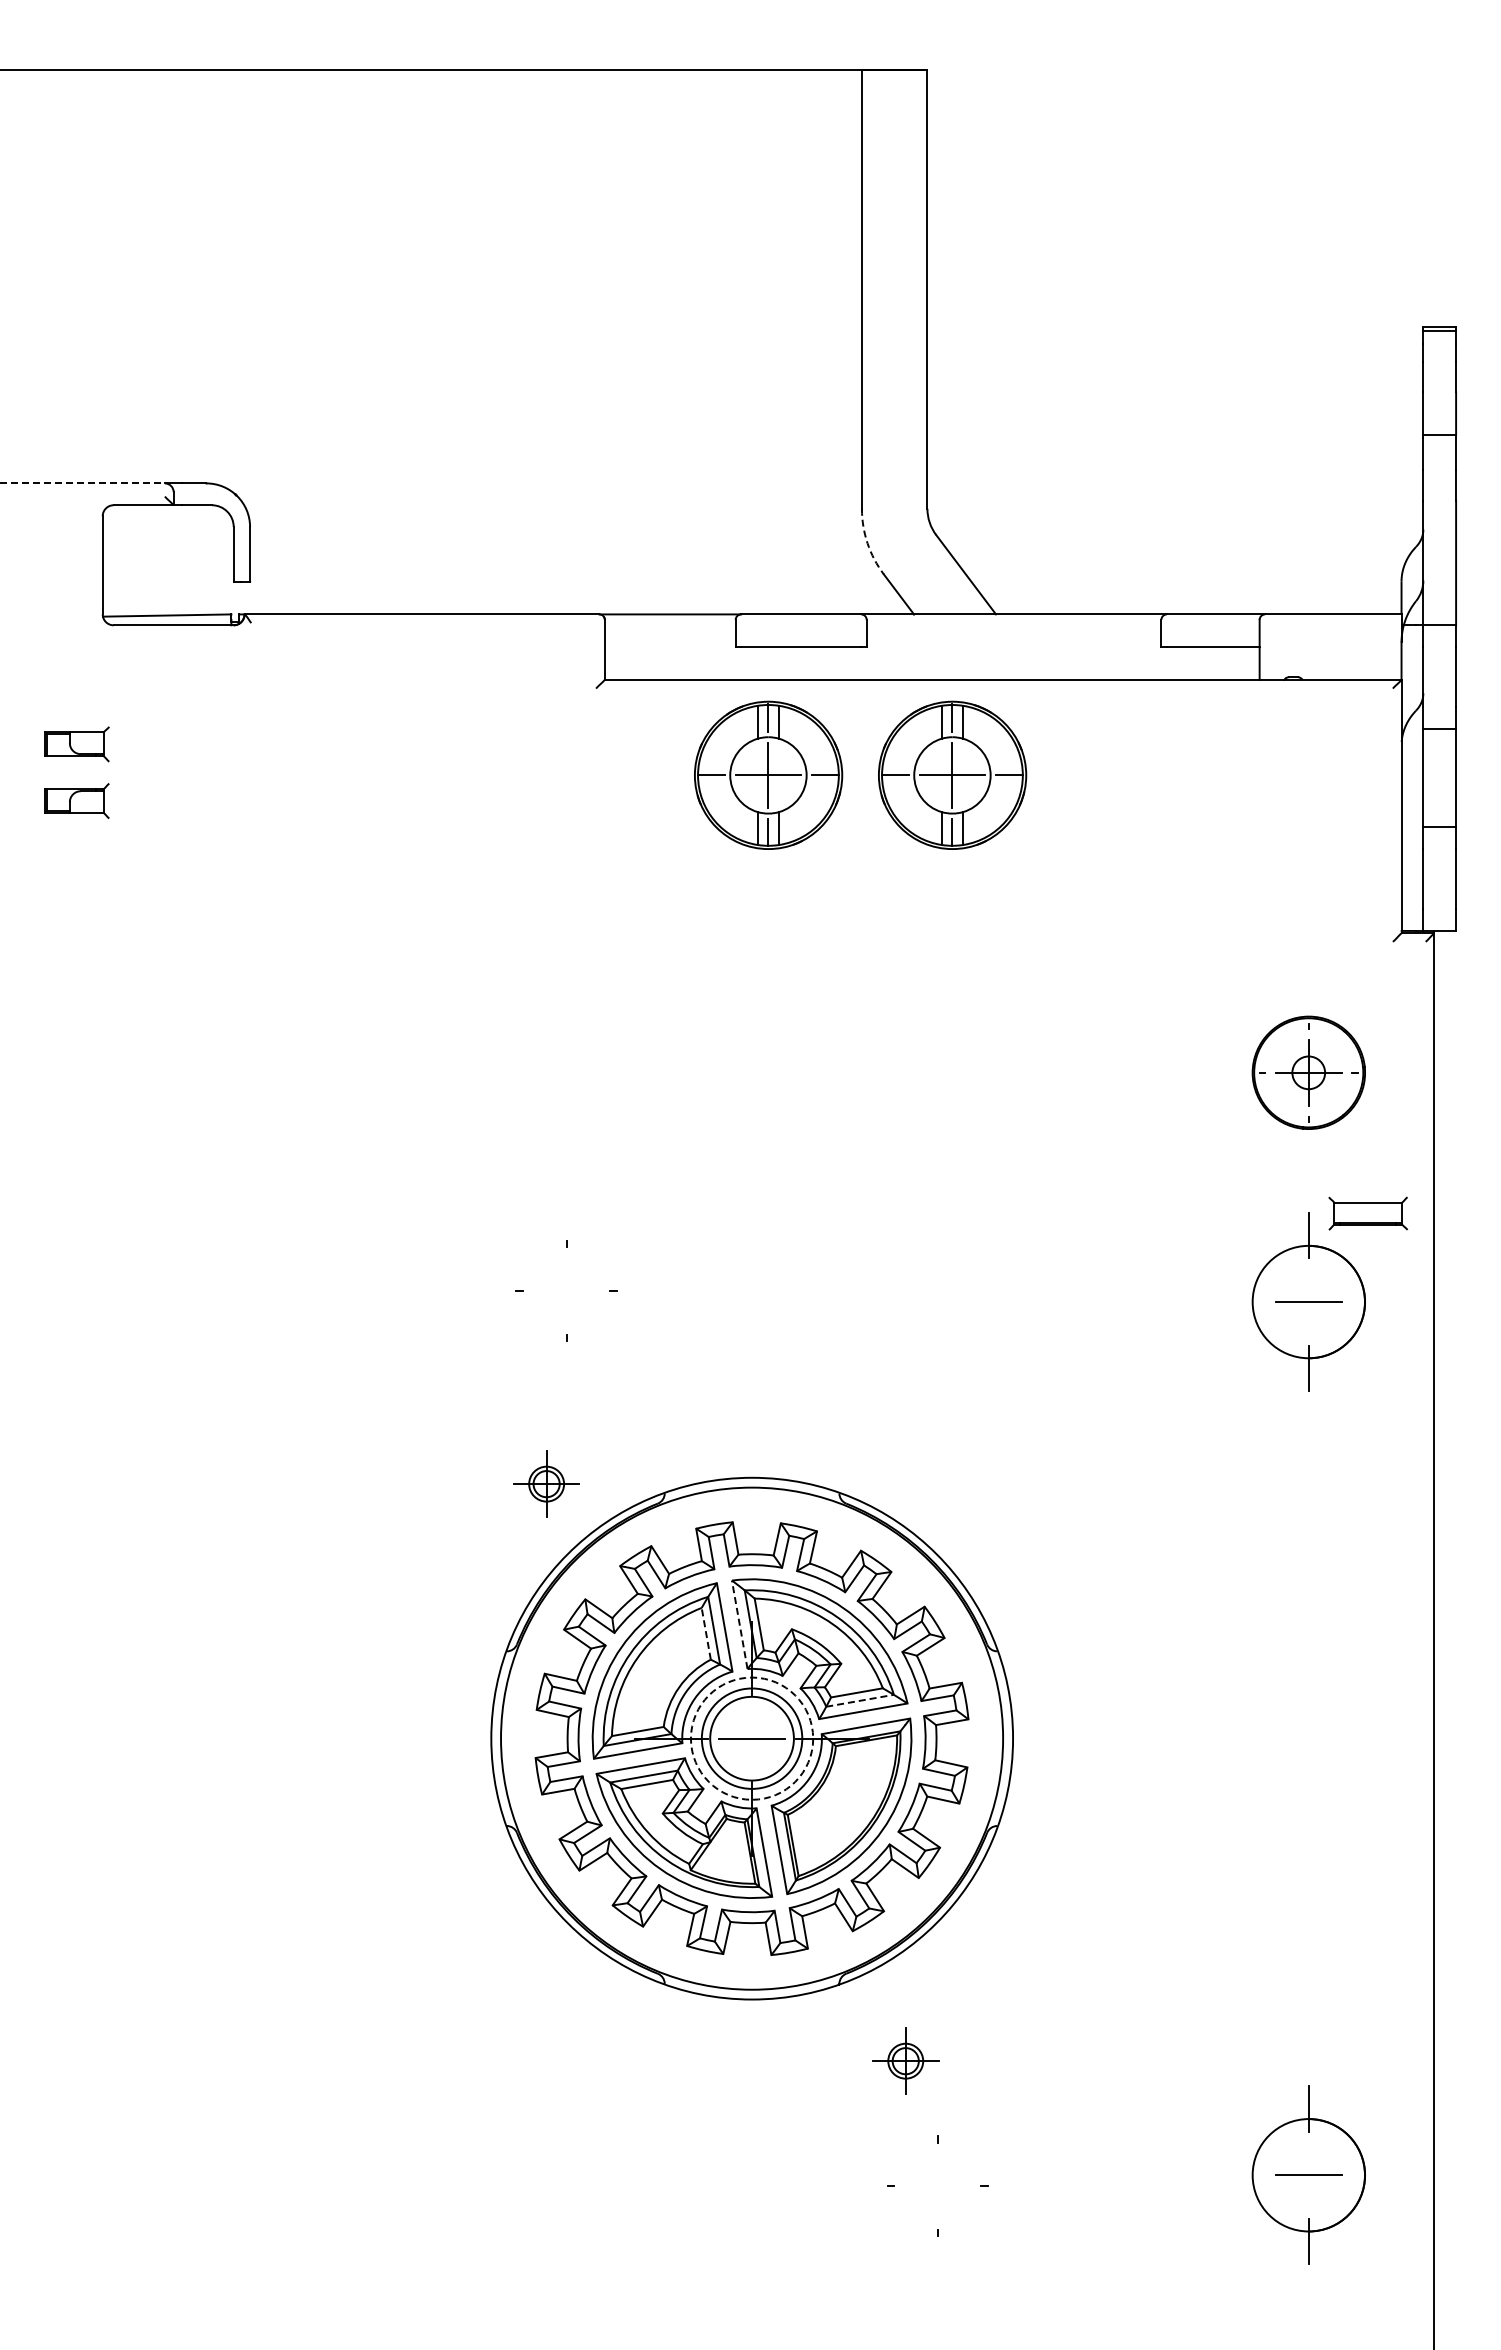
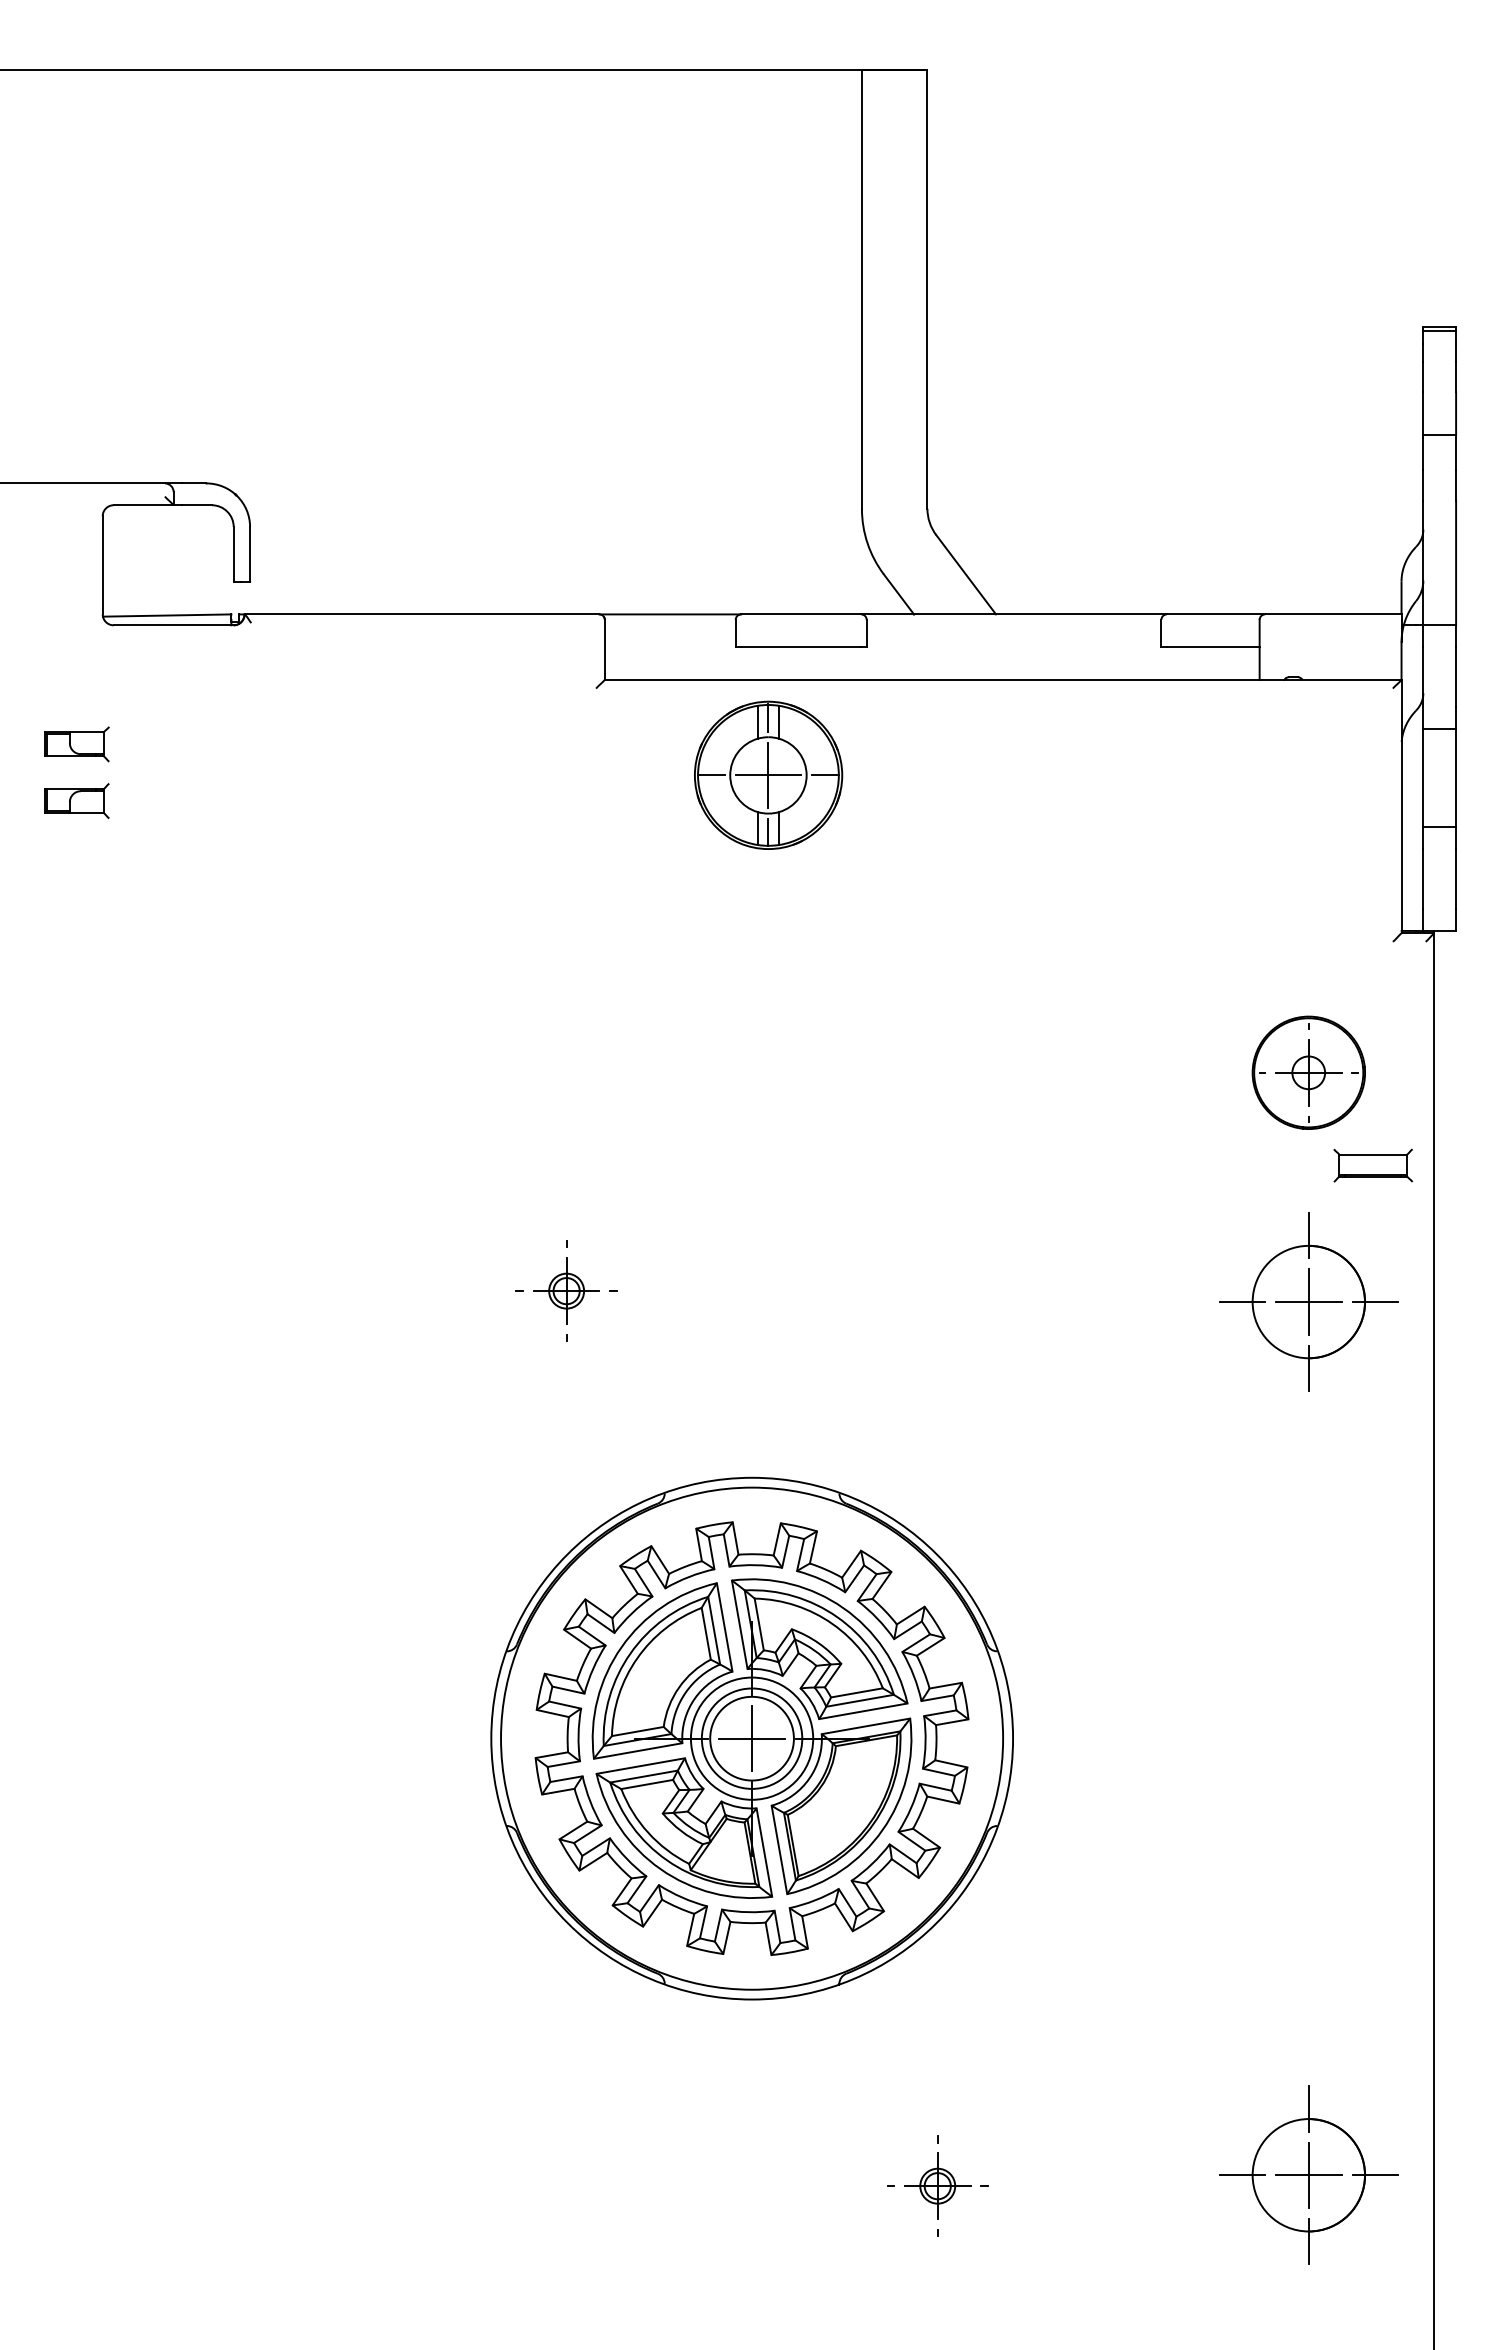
line: dashed -> solid (83, 483)
arc: dashed -> solid (867, 543)
part: present -> none (952, 774)
part position: (1367, 1213) -> (1372, 1165) (1372, 1165)
line: none -> present (1308, 1301)
line: none -> present (1242, 1302)
line: none -> present (1374, 1302)
part position: (546, 1483) -> (566, 1290) (566, 1290)
line: dashed -> solid (739, 1624)
line: dashed -> solid (706, 1633)
line: dashed -> solid (860, 1700)
circle: dashed -> solid (751, 1738)
line: none -> present (752, 1738)
part position: (905, 2060) -> (937, 2185) (937, 2185)
line: none -> present (1242, 2175)
line: none -> present (1308, 2175)
line: none -> present (1374, 2175)
